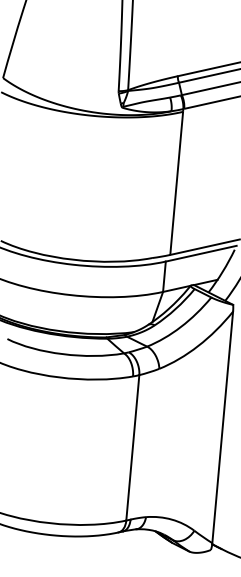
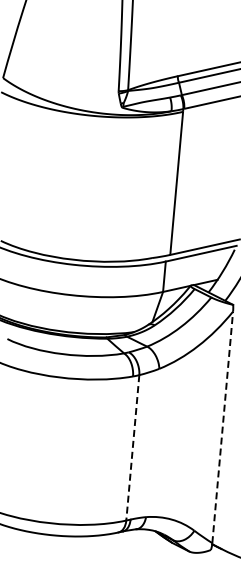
line: solid -> dashed (222, 426)
line: solid -> dashed (132, 447)
